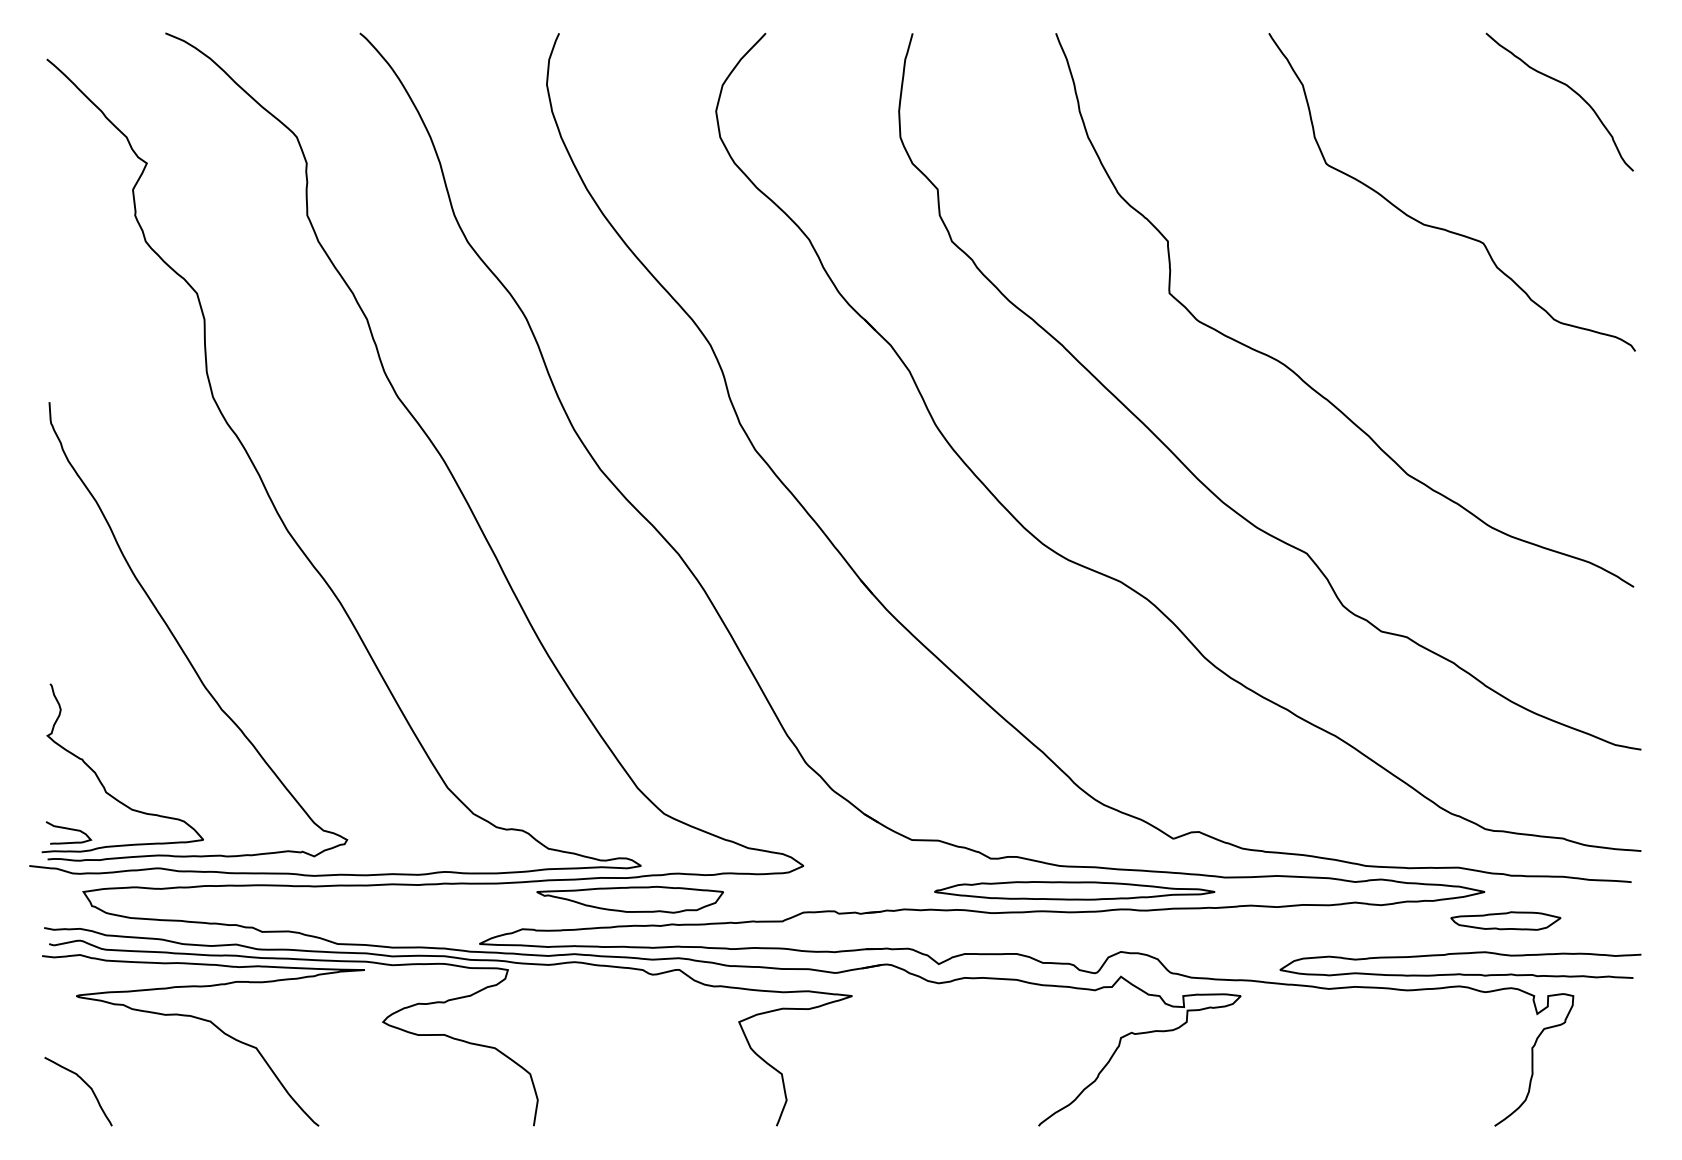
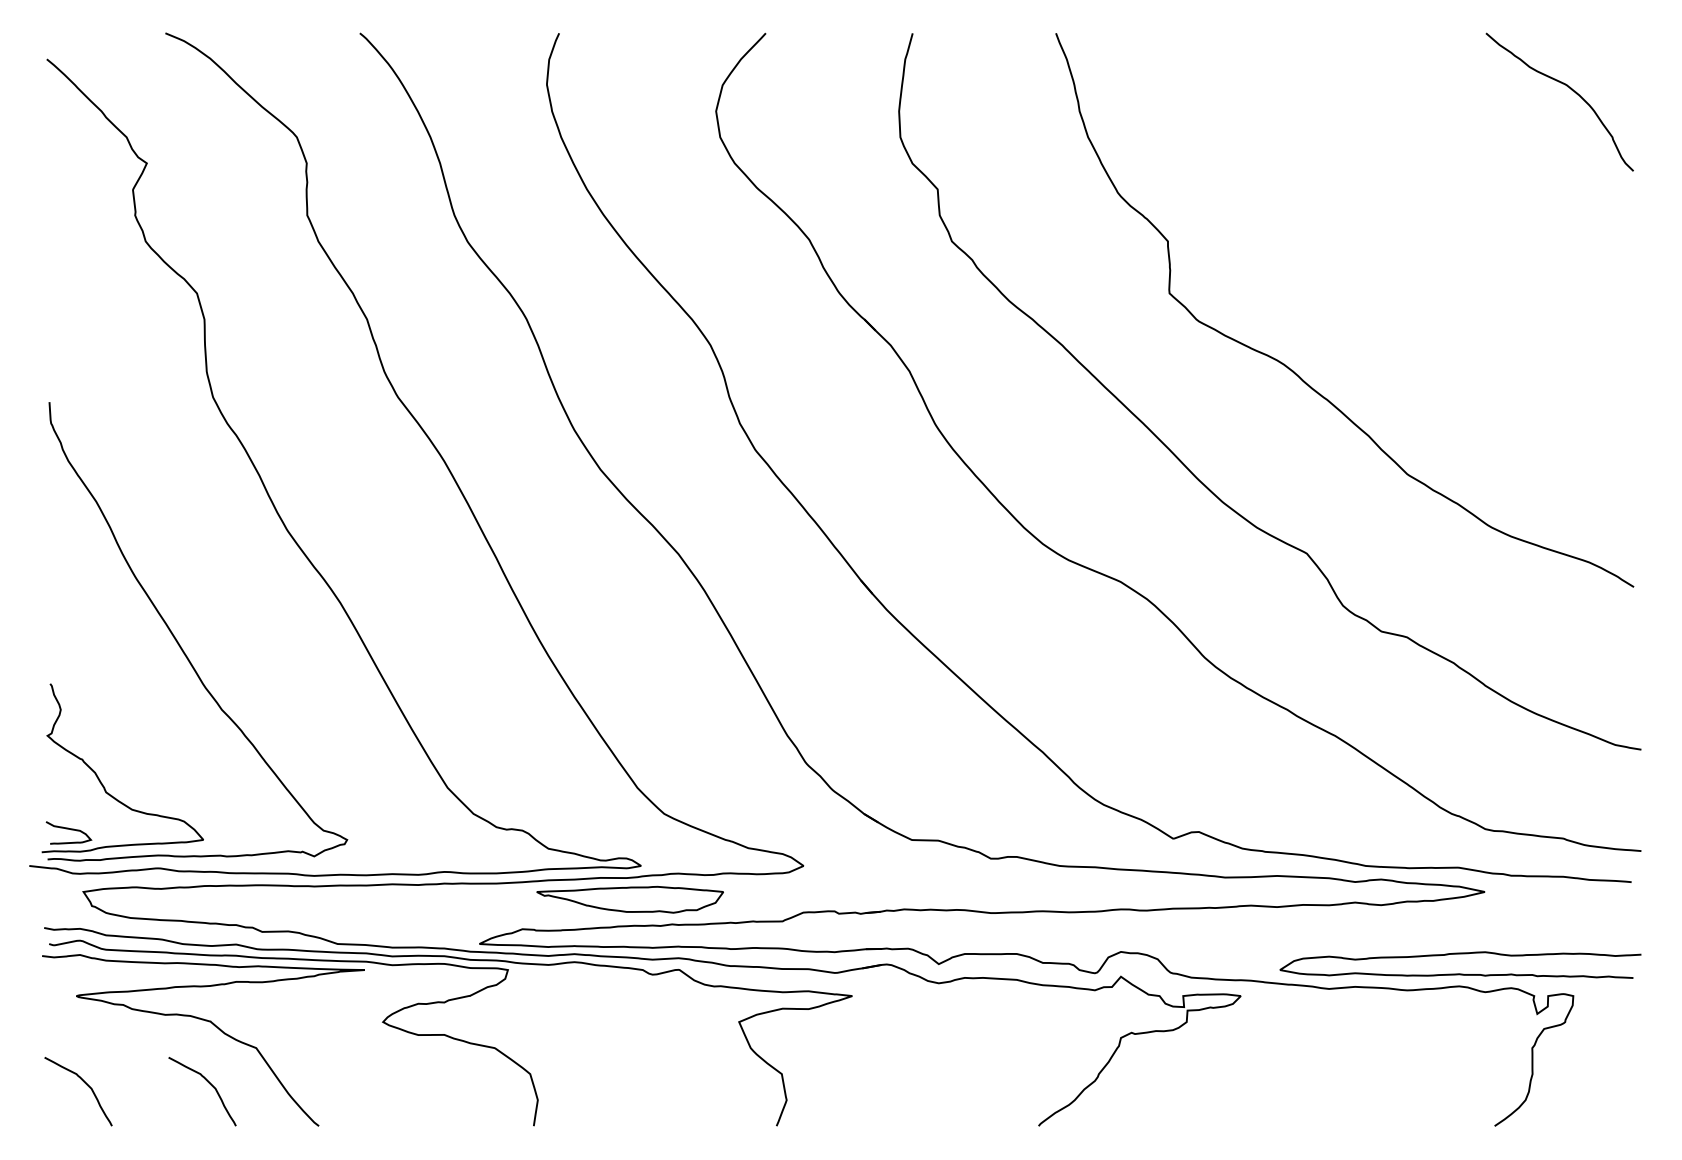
curve: present -> none (1444, 228)
part: present -> none (1074, 890)
part: present -> none (1505, 920)
curve: none -> present (209, 1084)
